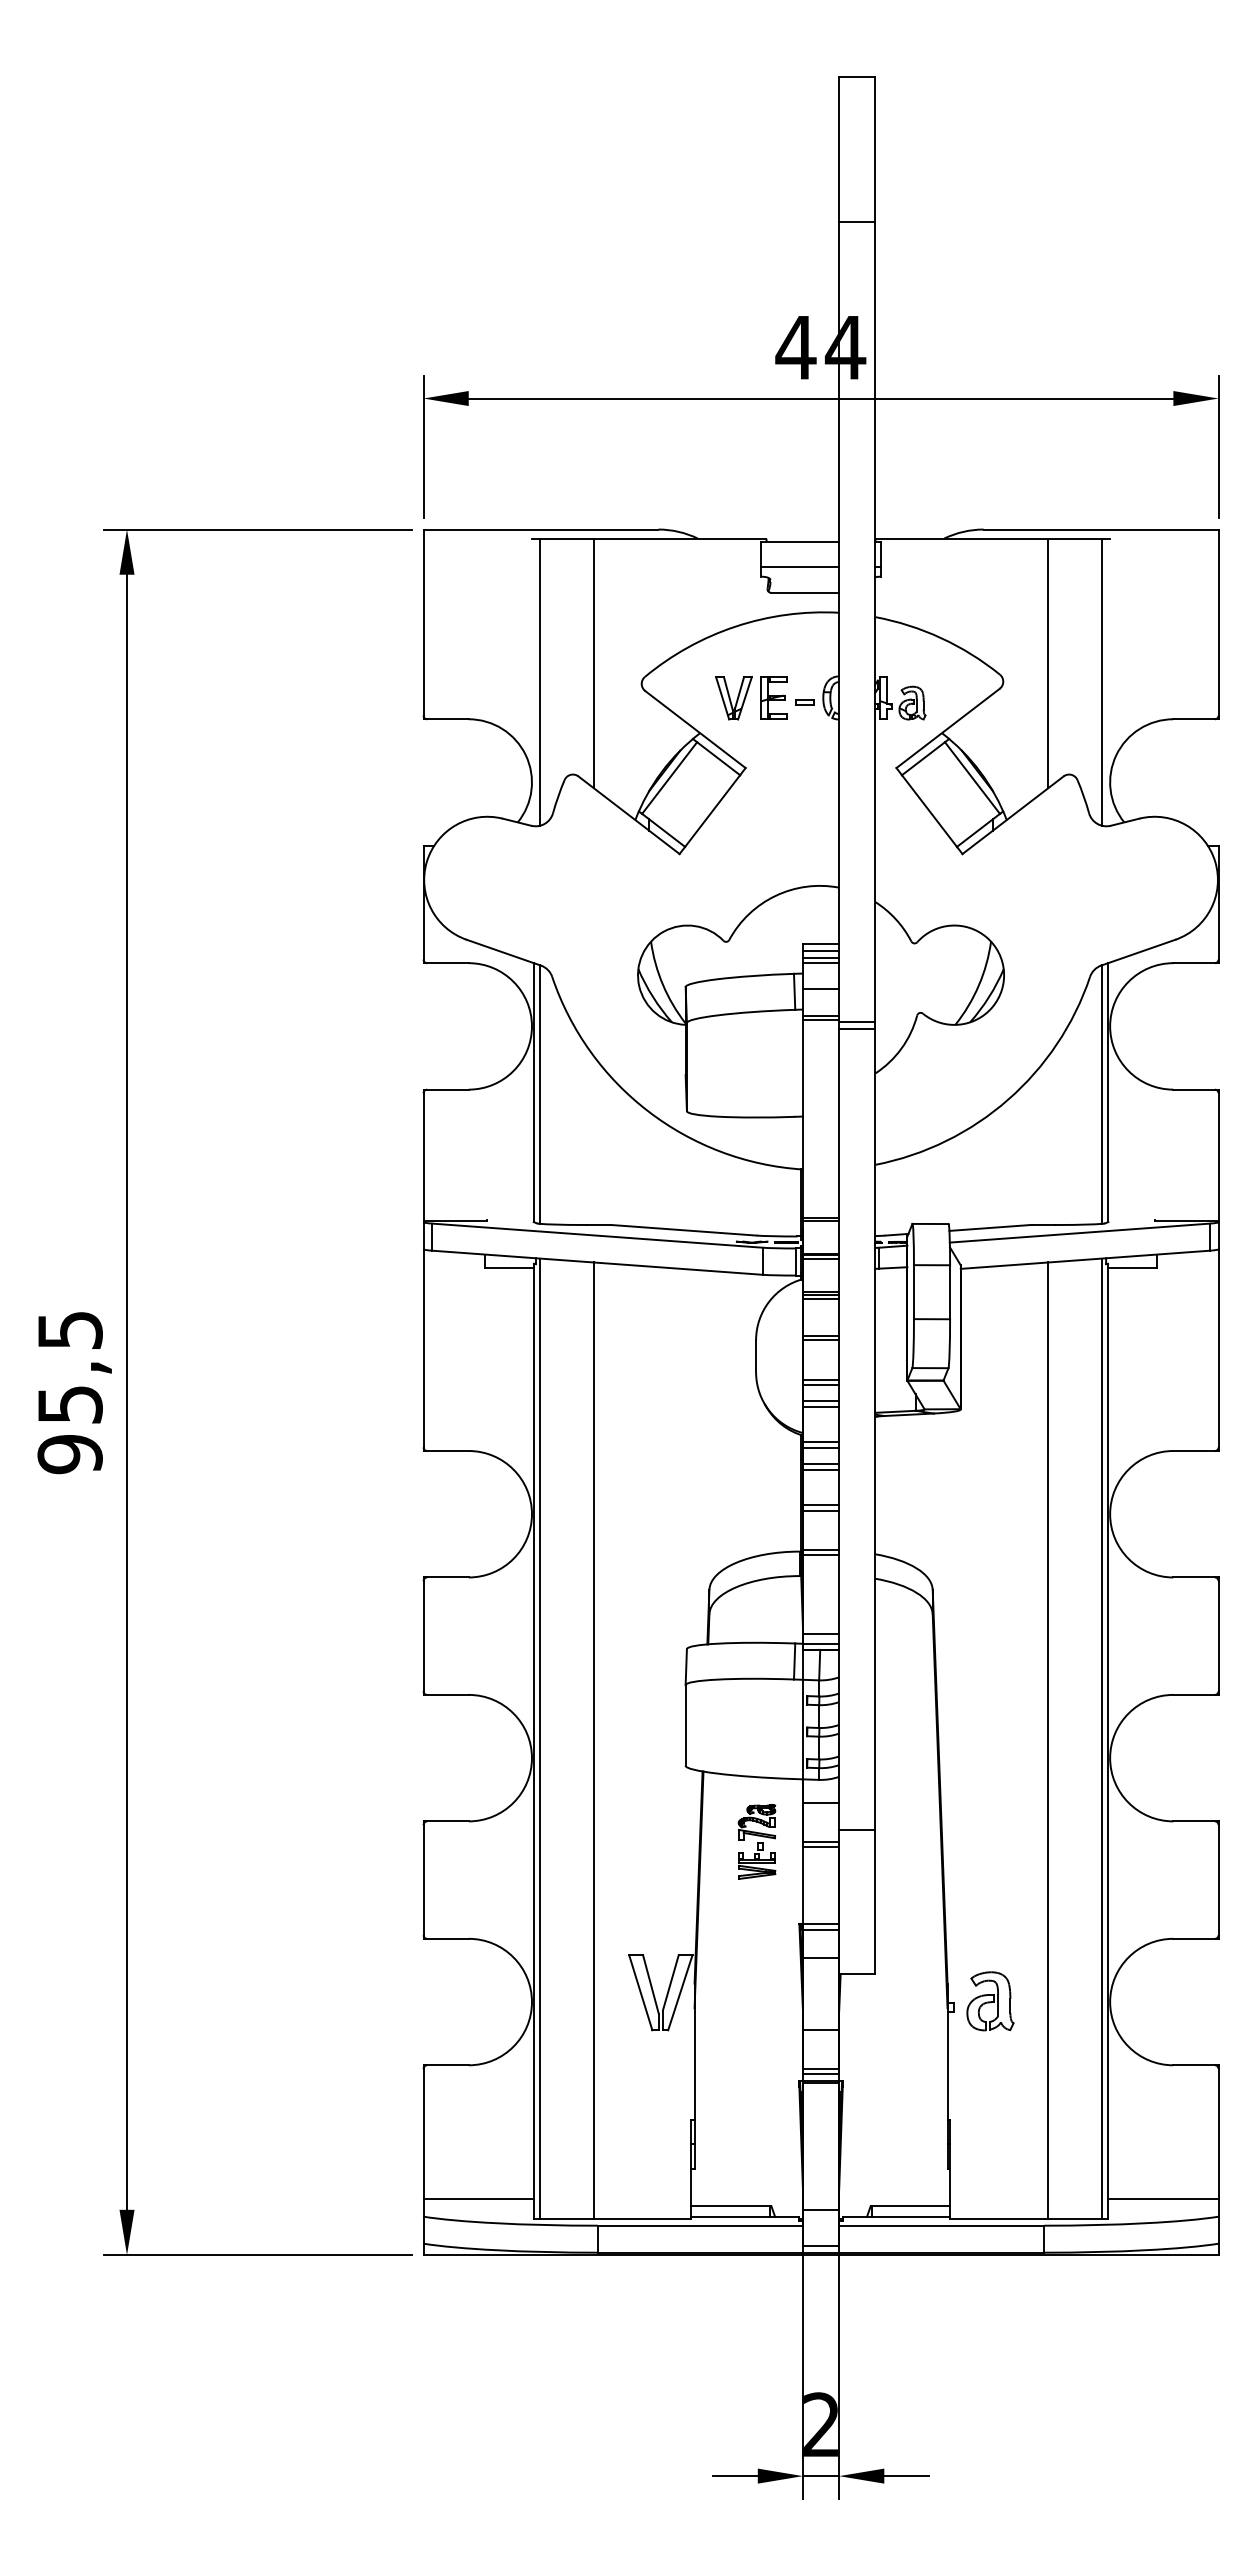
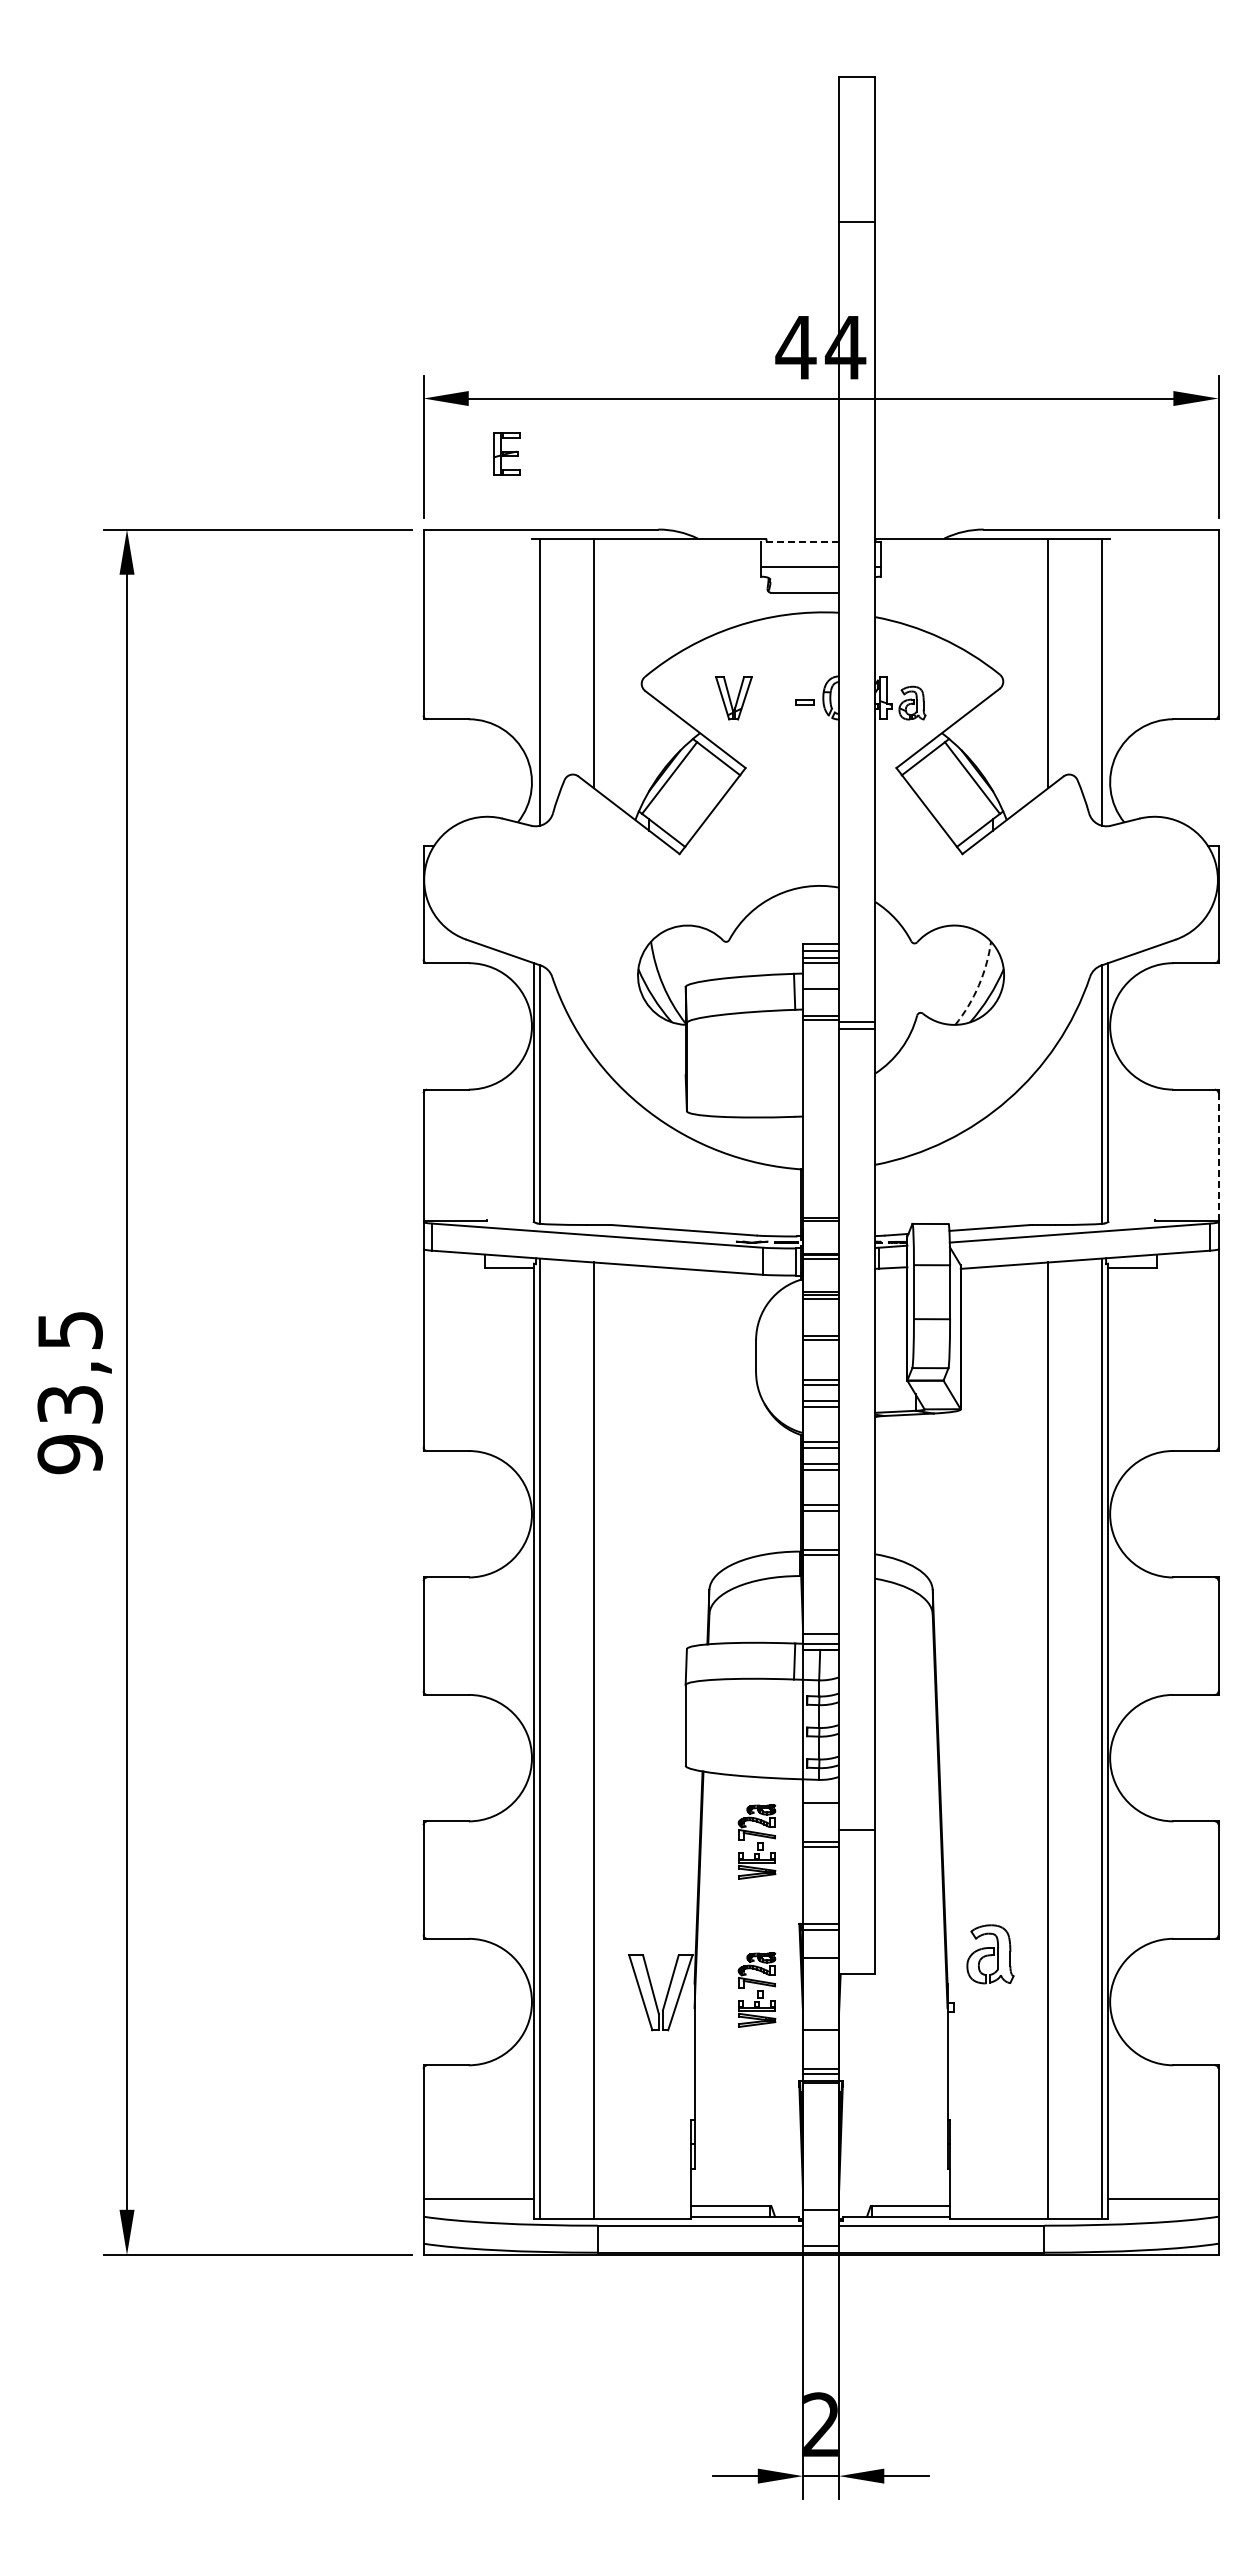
line: solid -> dashed (800, 541)
part position: (773, 697) -> (506, 453) (506, 453)
arc: solid -> dashed (978, 985)
line: solid -> dashed (1218, 1157)
text: 95,5 -> 93,5 (69, 1404)
part: none -> present (756, 1989)
part position: (990, 2001) -> (990, 1954) (990, 1954)
